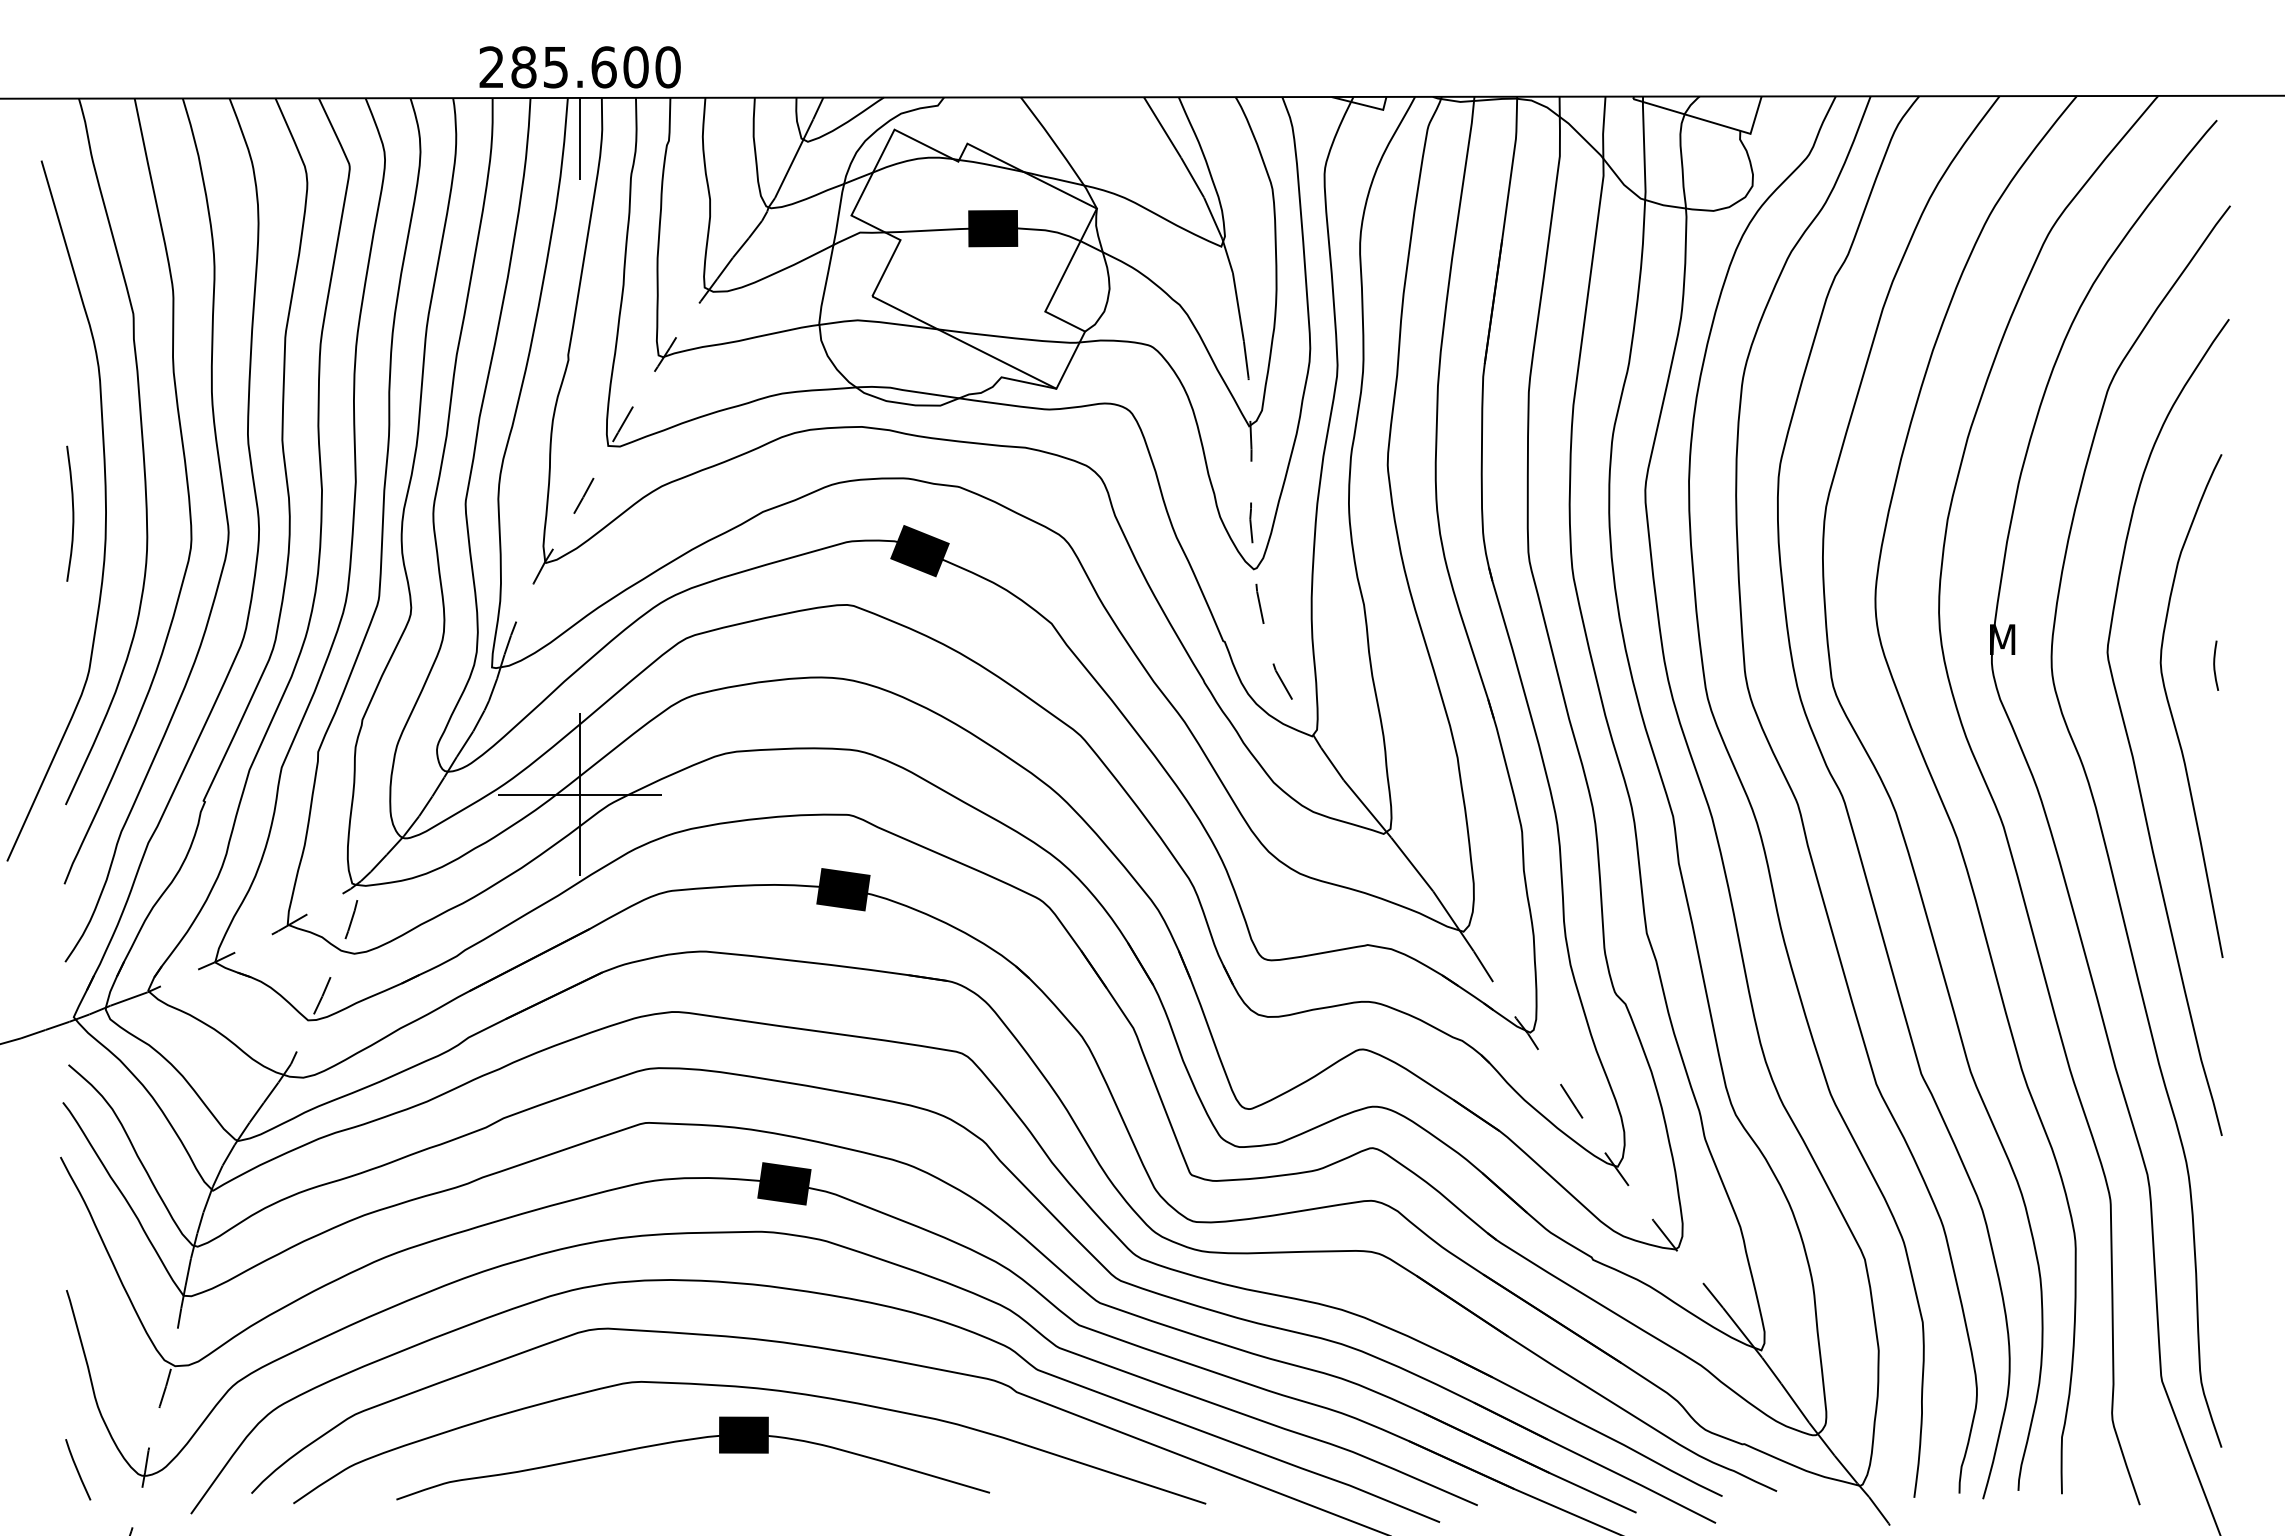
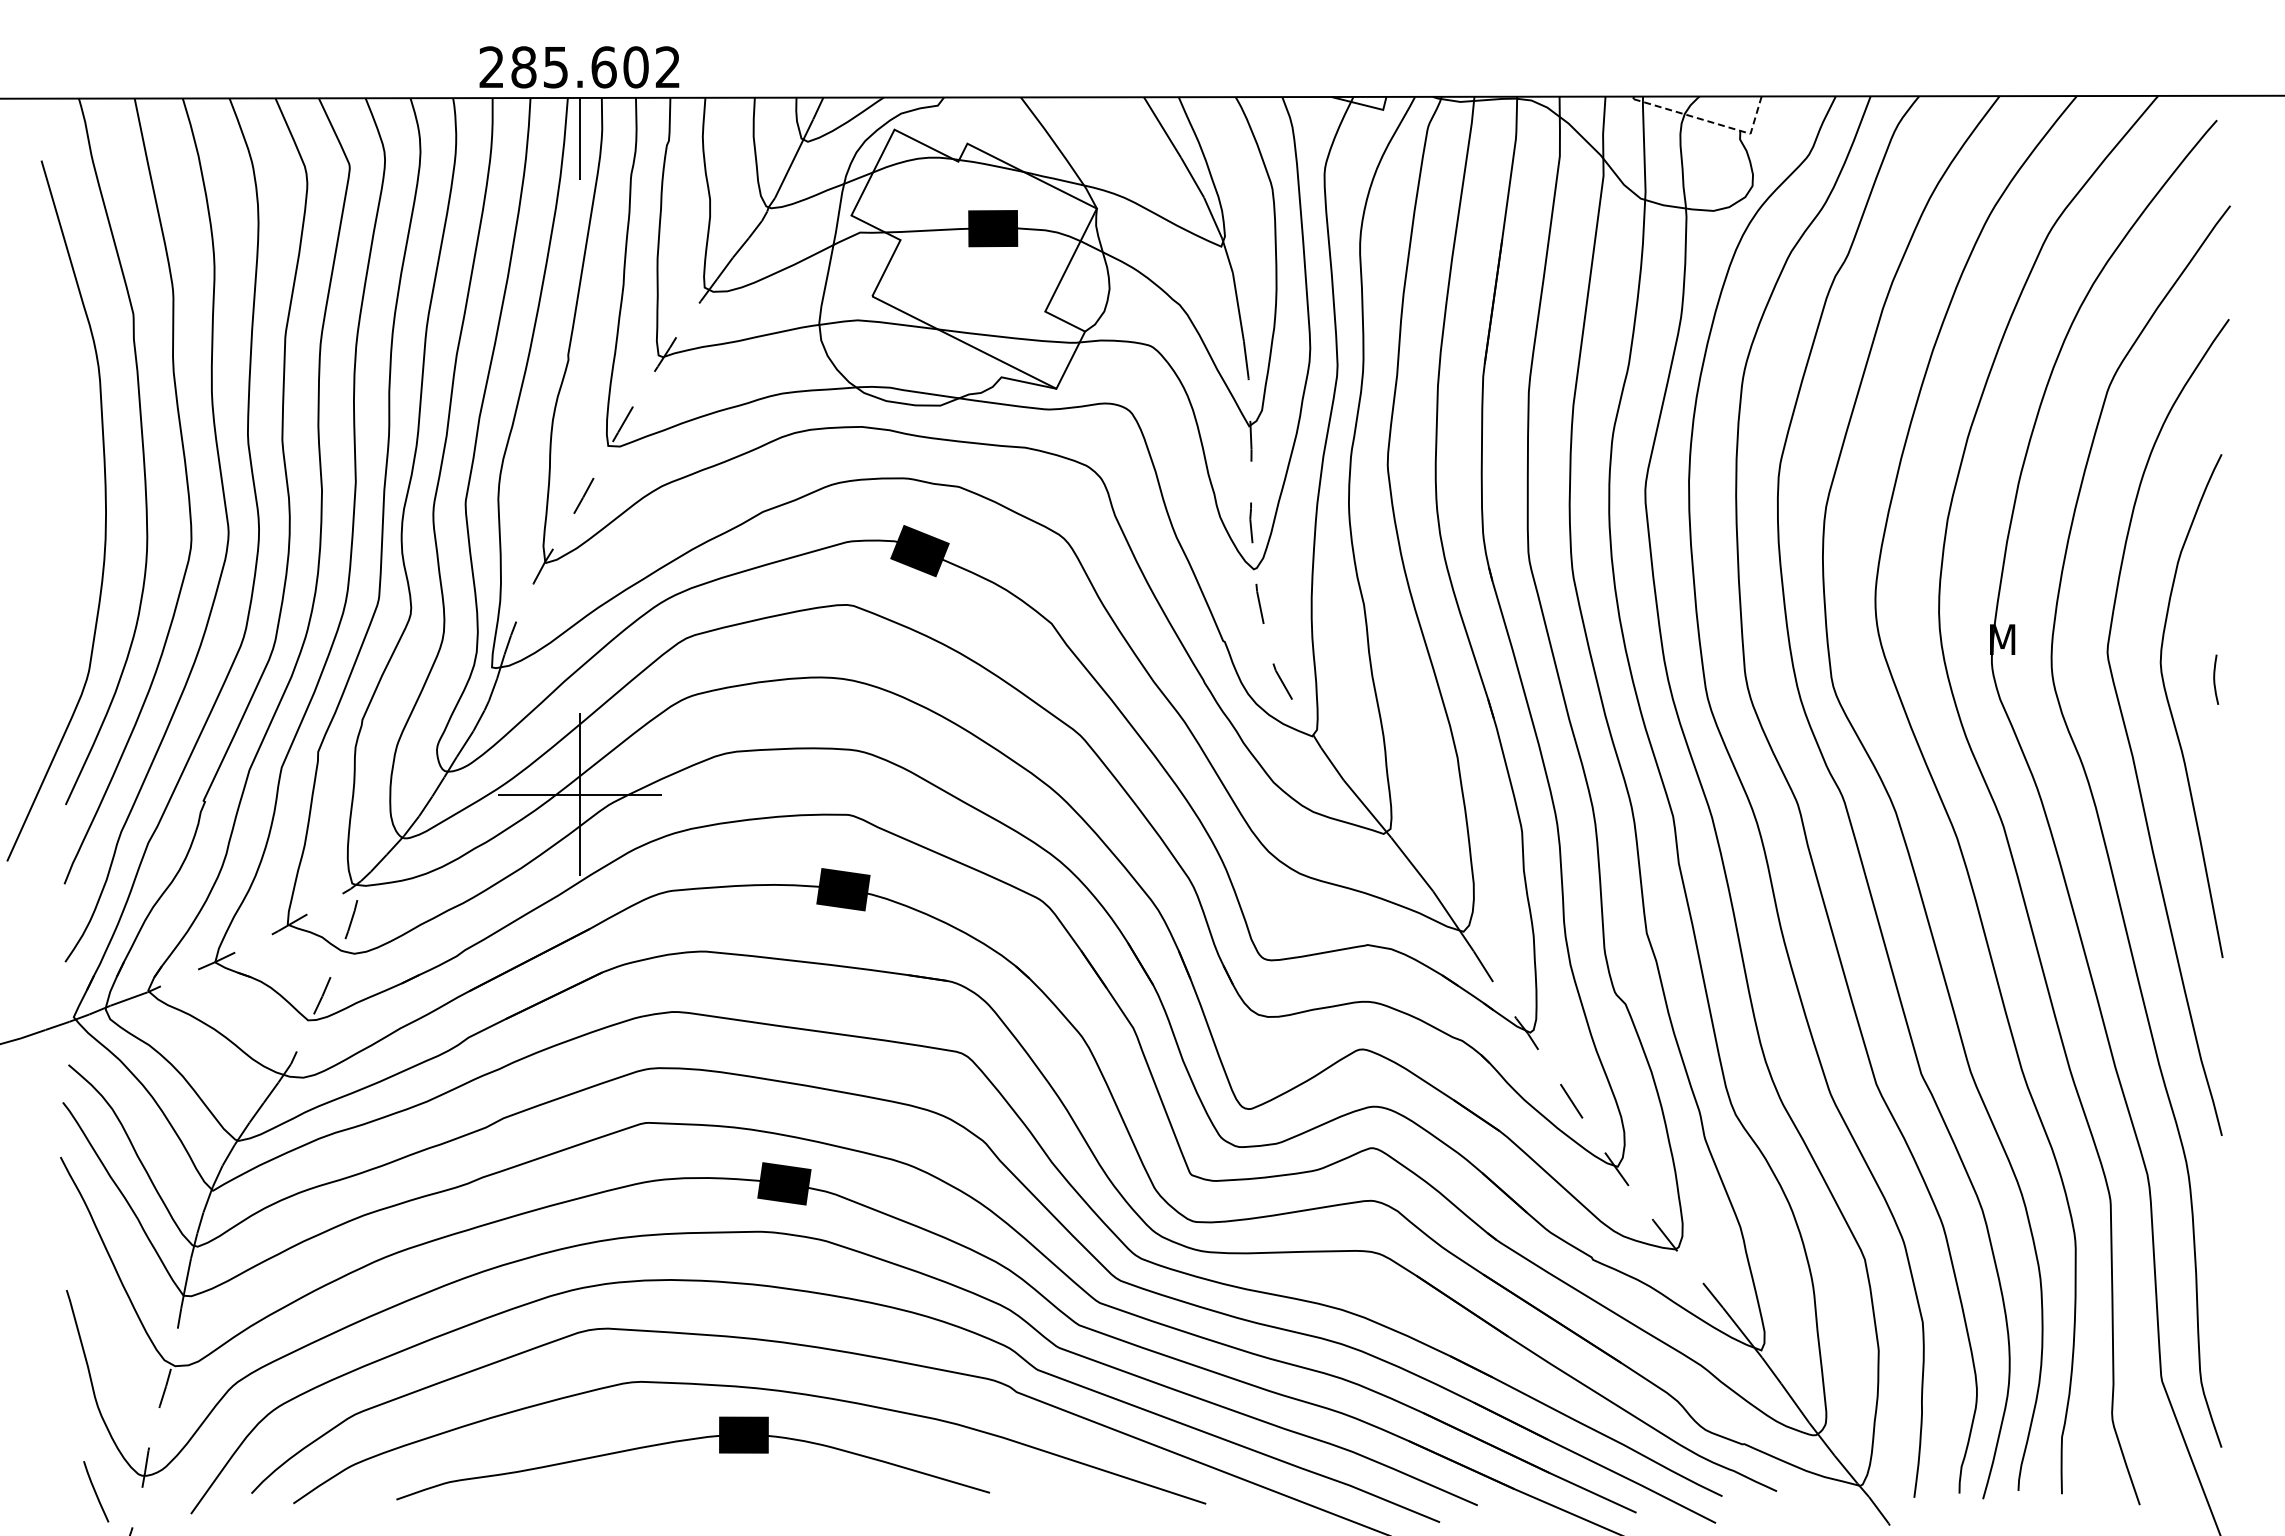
text: 285.600 -> 285.602 (667, 67)
line: solid -> dashed (1711, 122)
curve: present -> none (72, 513)
curve position: (2215, 665) -> (2215, 679) (2215, 679)
line position: (78, 1469) -> (96, 1491) (96, 1491)
